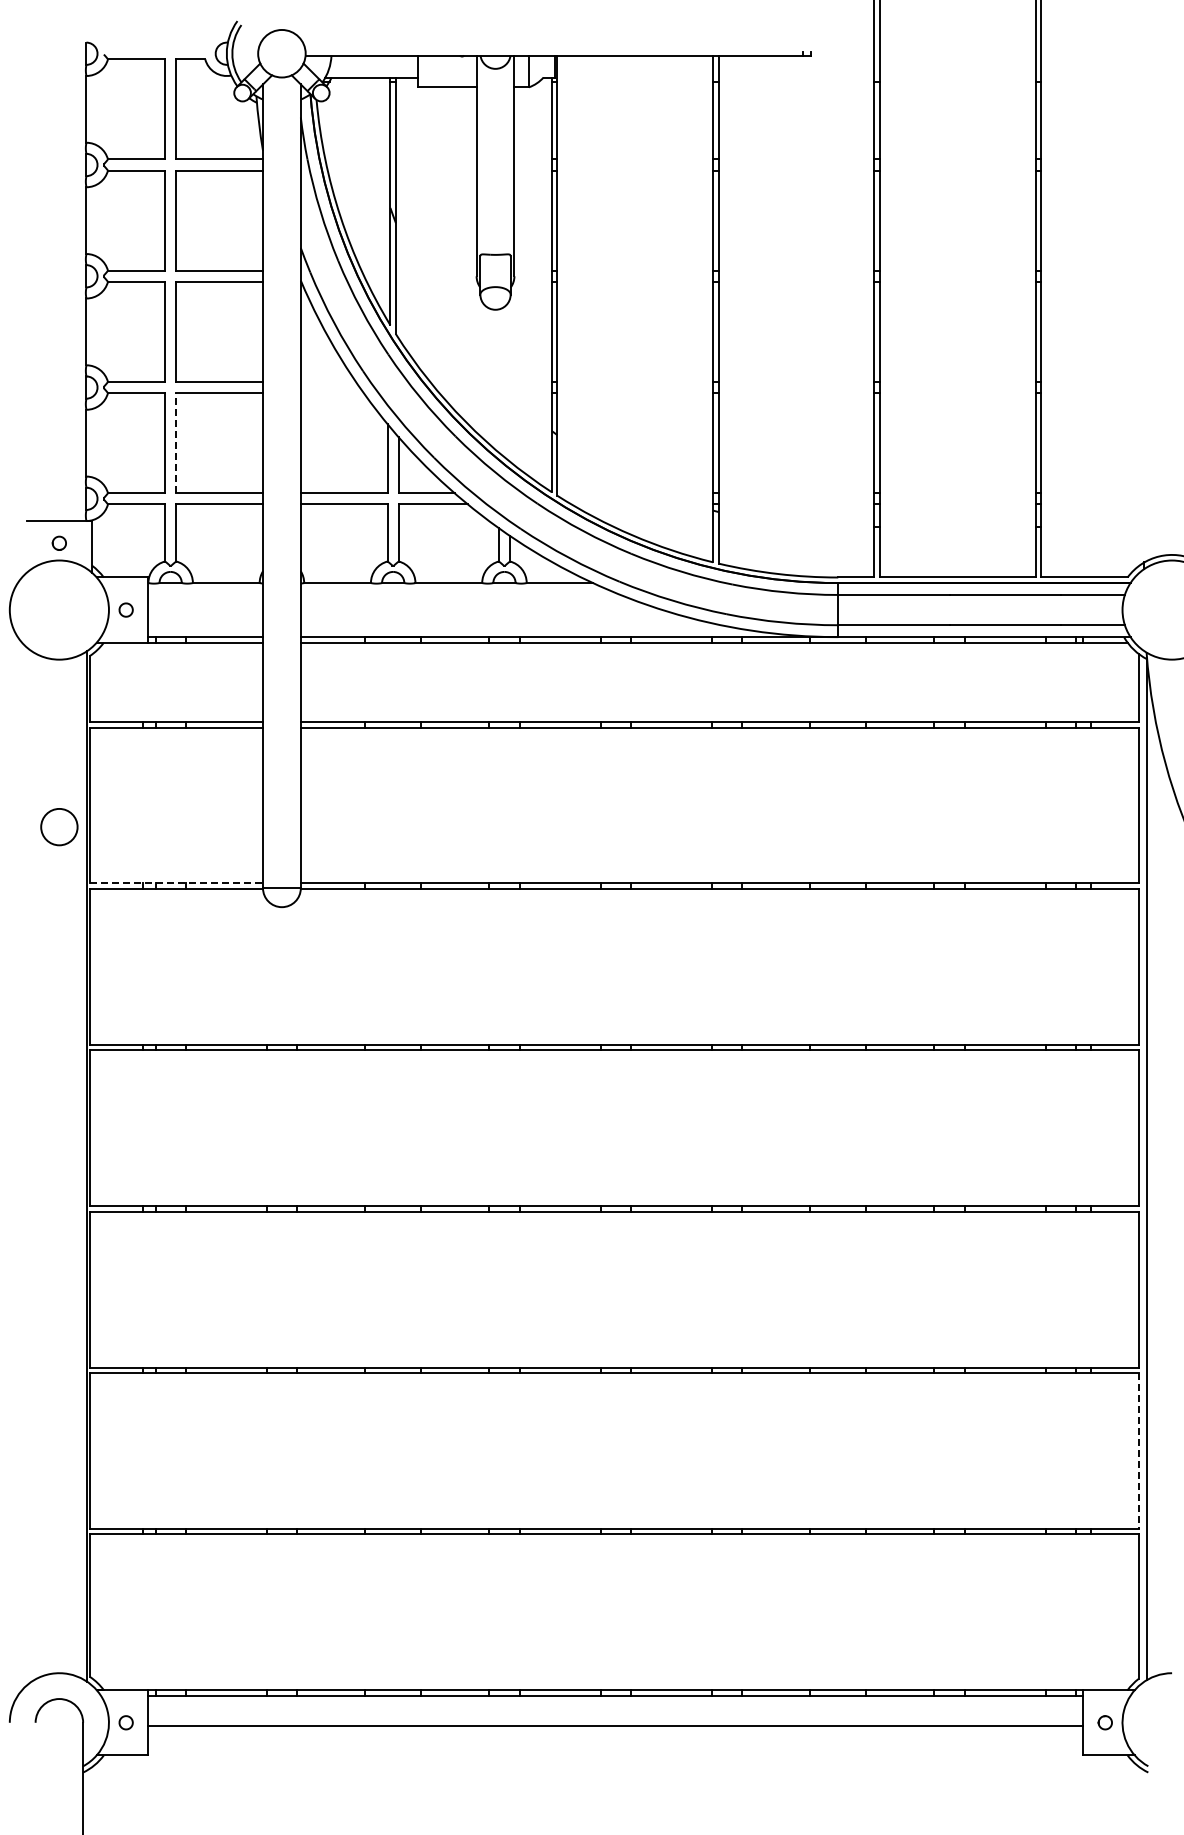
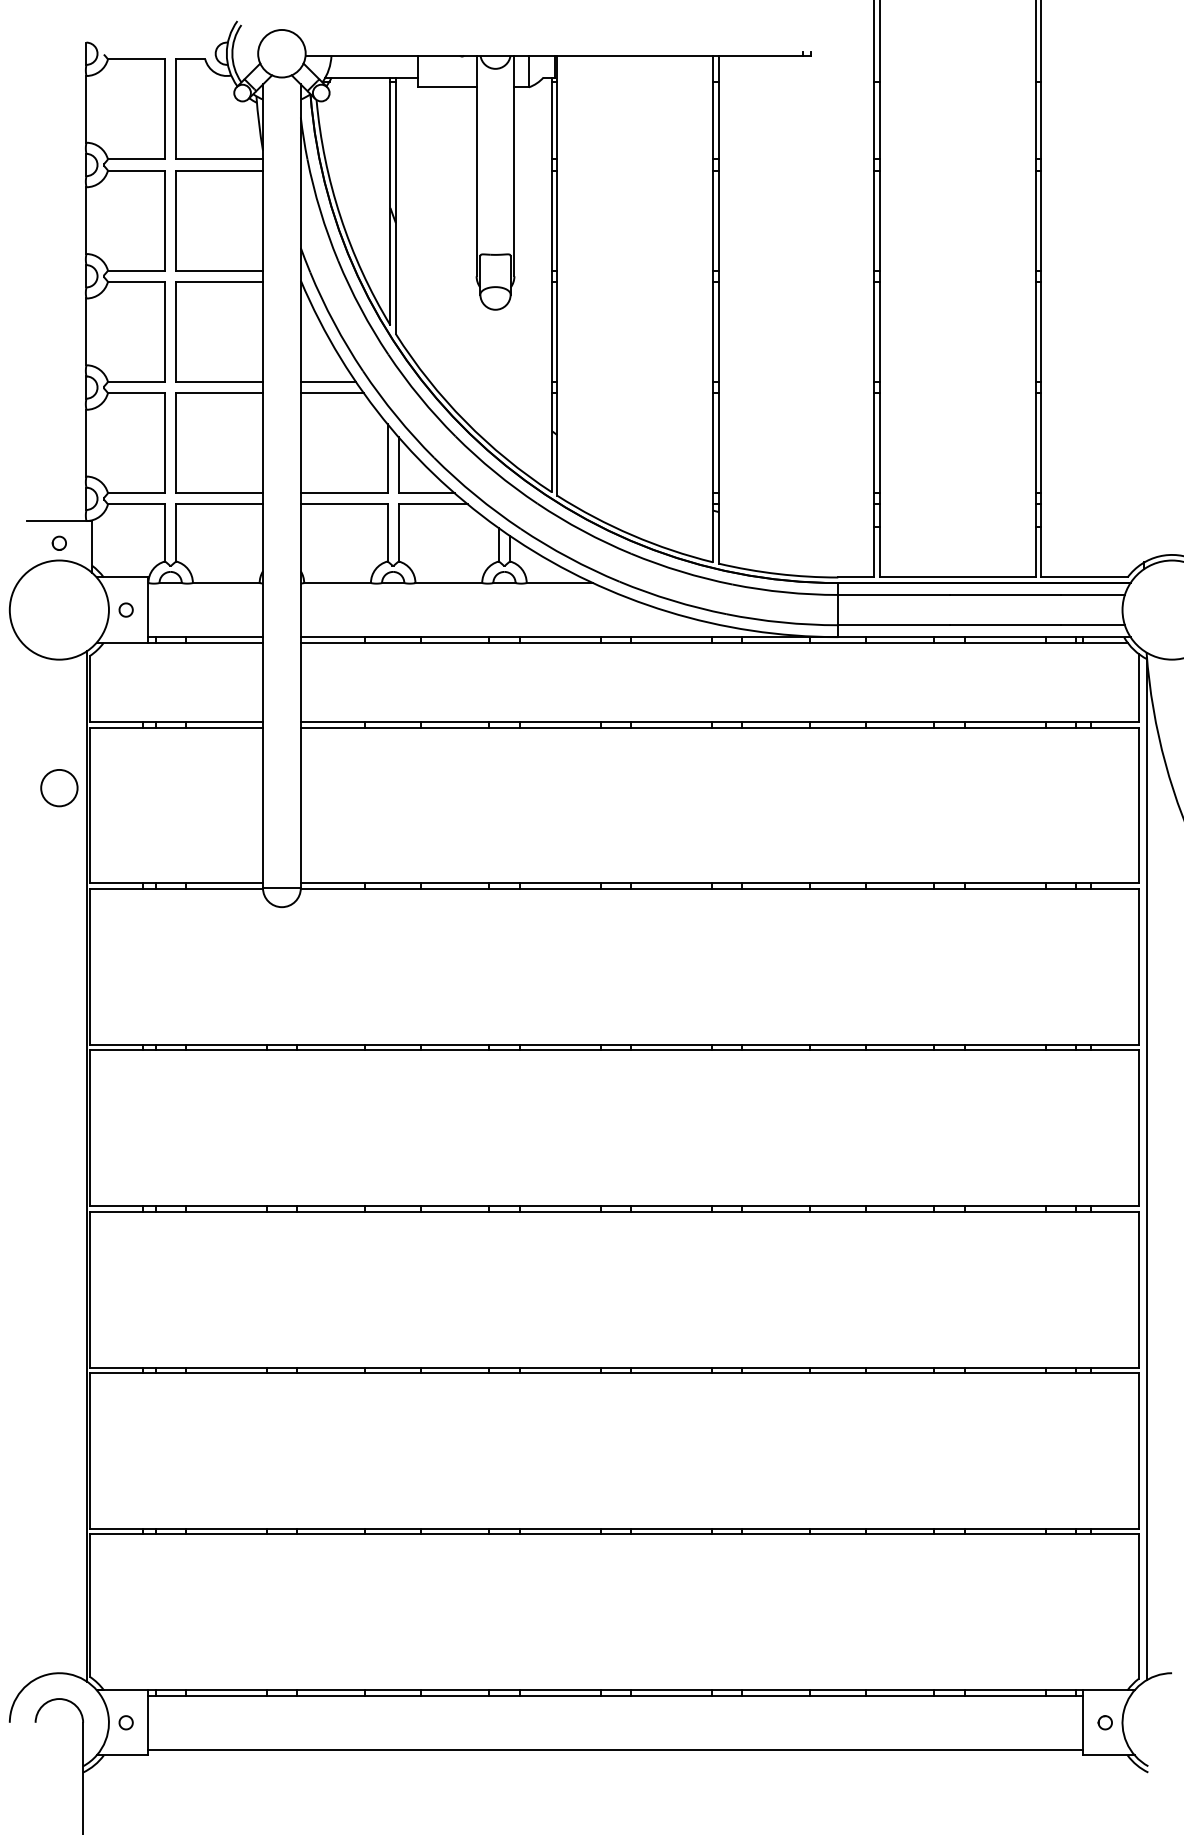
line: none -> present (328, 381)
line: none -> present (331, 393)
line: dashed -> solid (176, 442)
circle position: (59, 827) -> (59, 788) (59, 788)
line: dashed -> solid (176, 883)
line: dashed -> solid (1138, 1450)
line position: (615, 1725) -> (615, 1749) (615, 1749)
